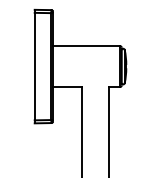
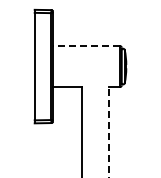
line: solid -> dashed (86, 46)
line: solid -> dashed (108, 132)
